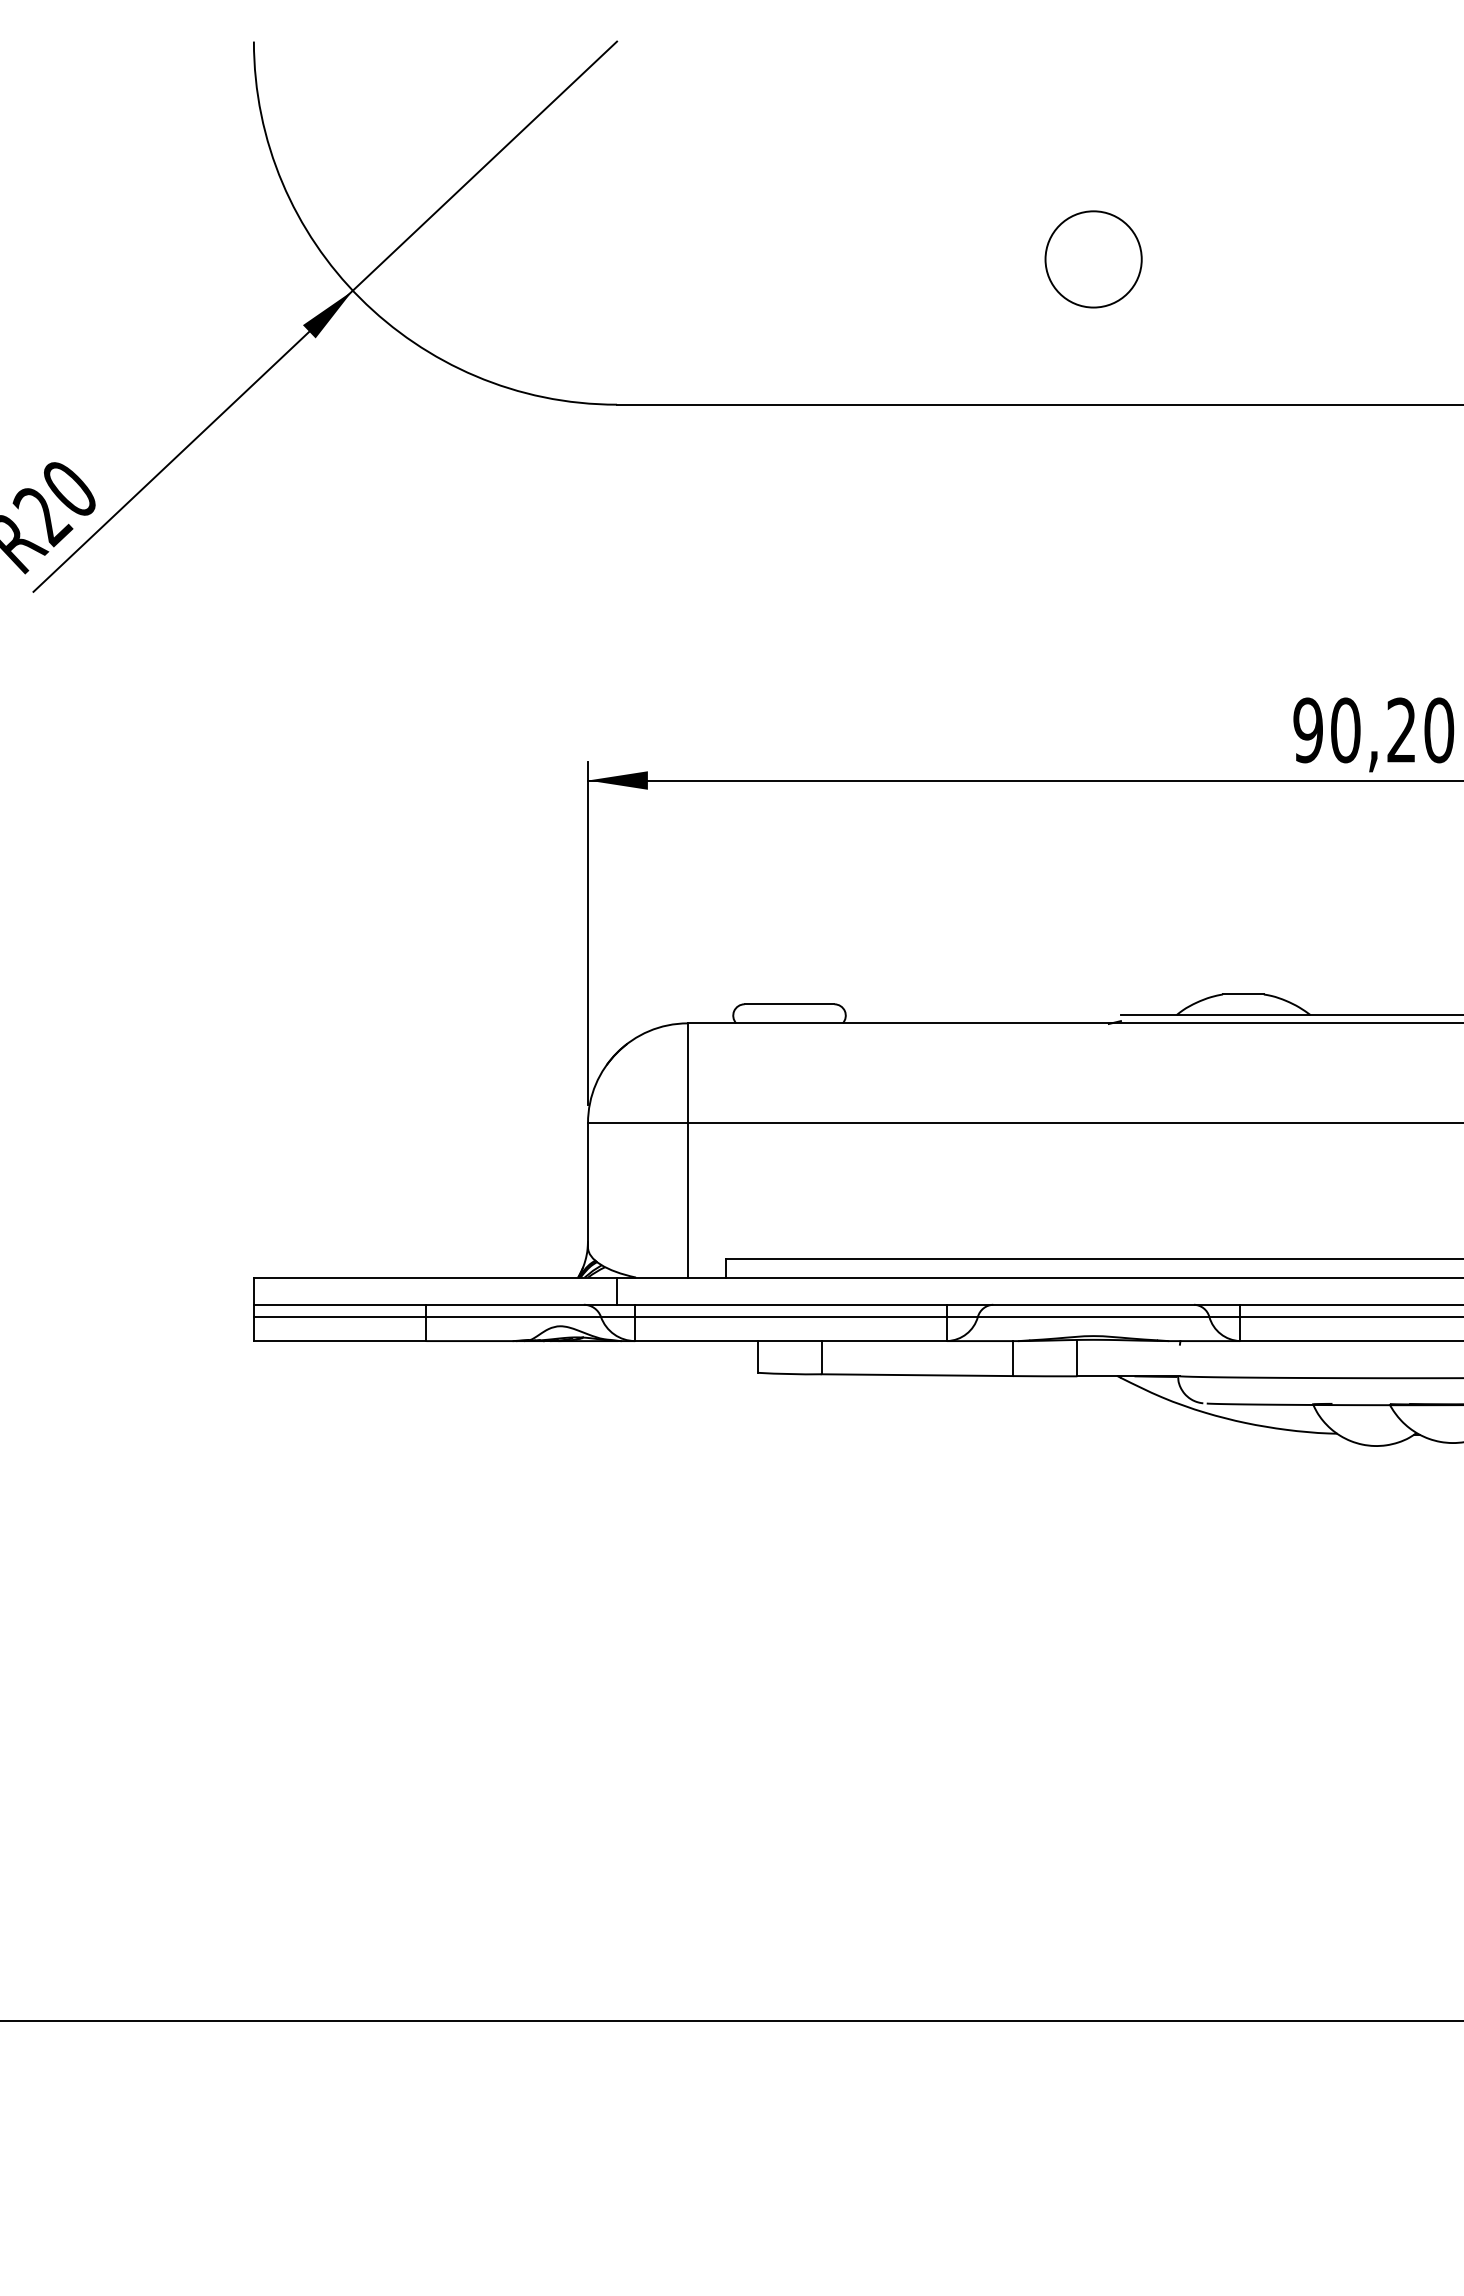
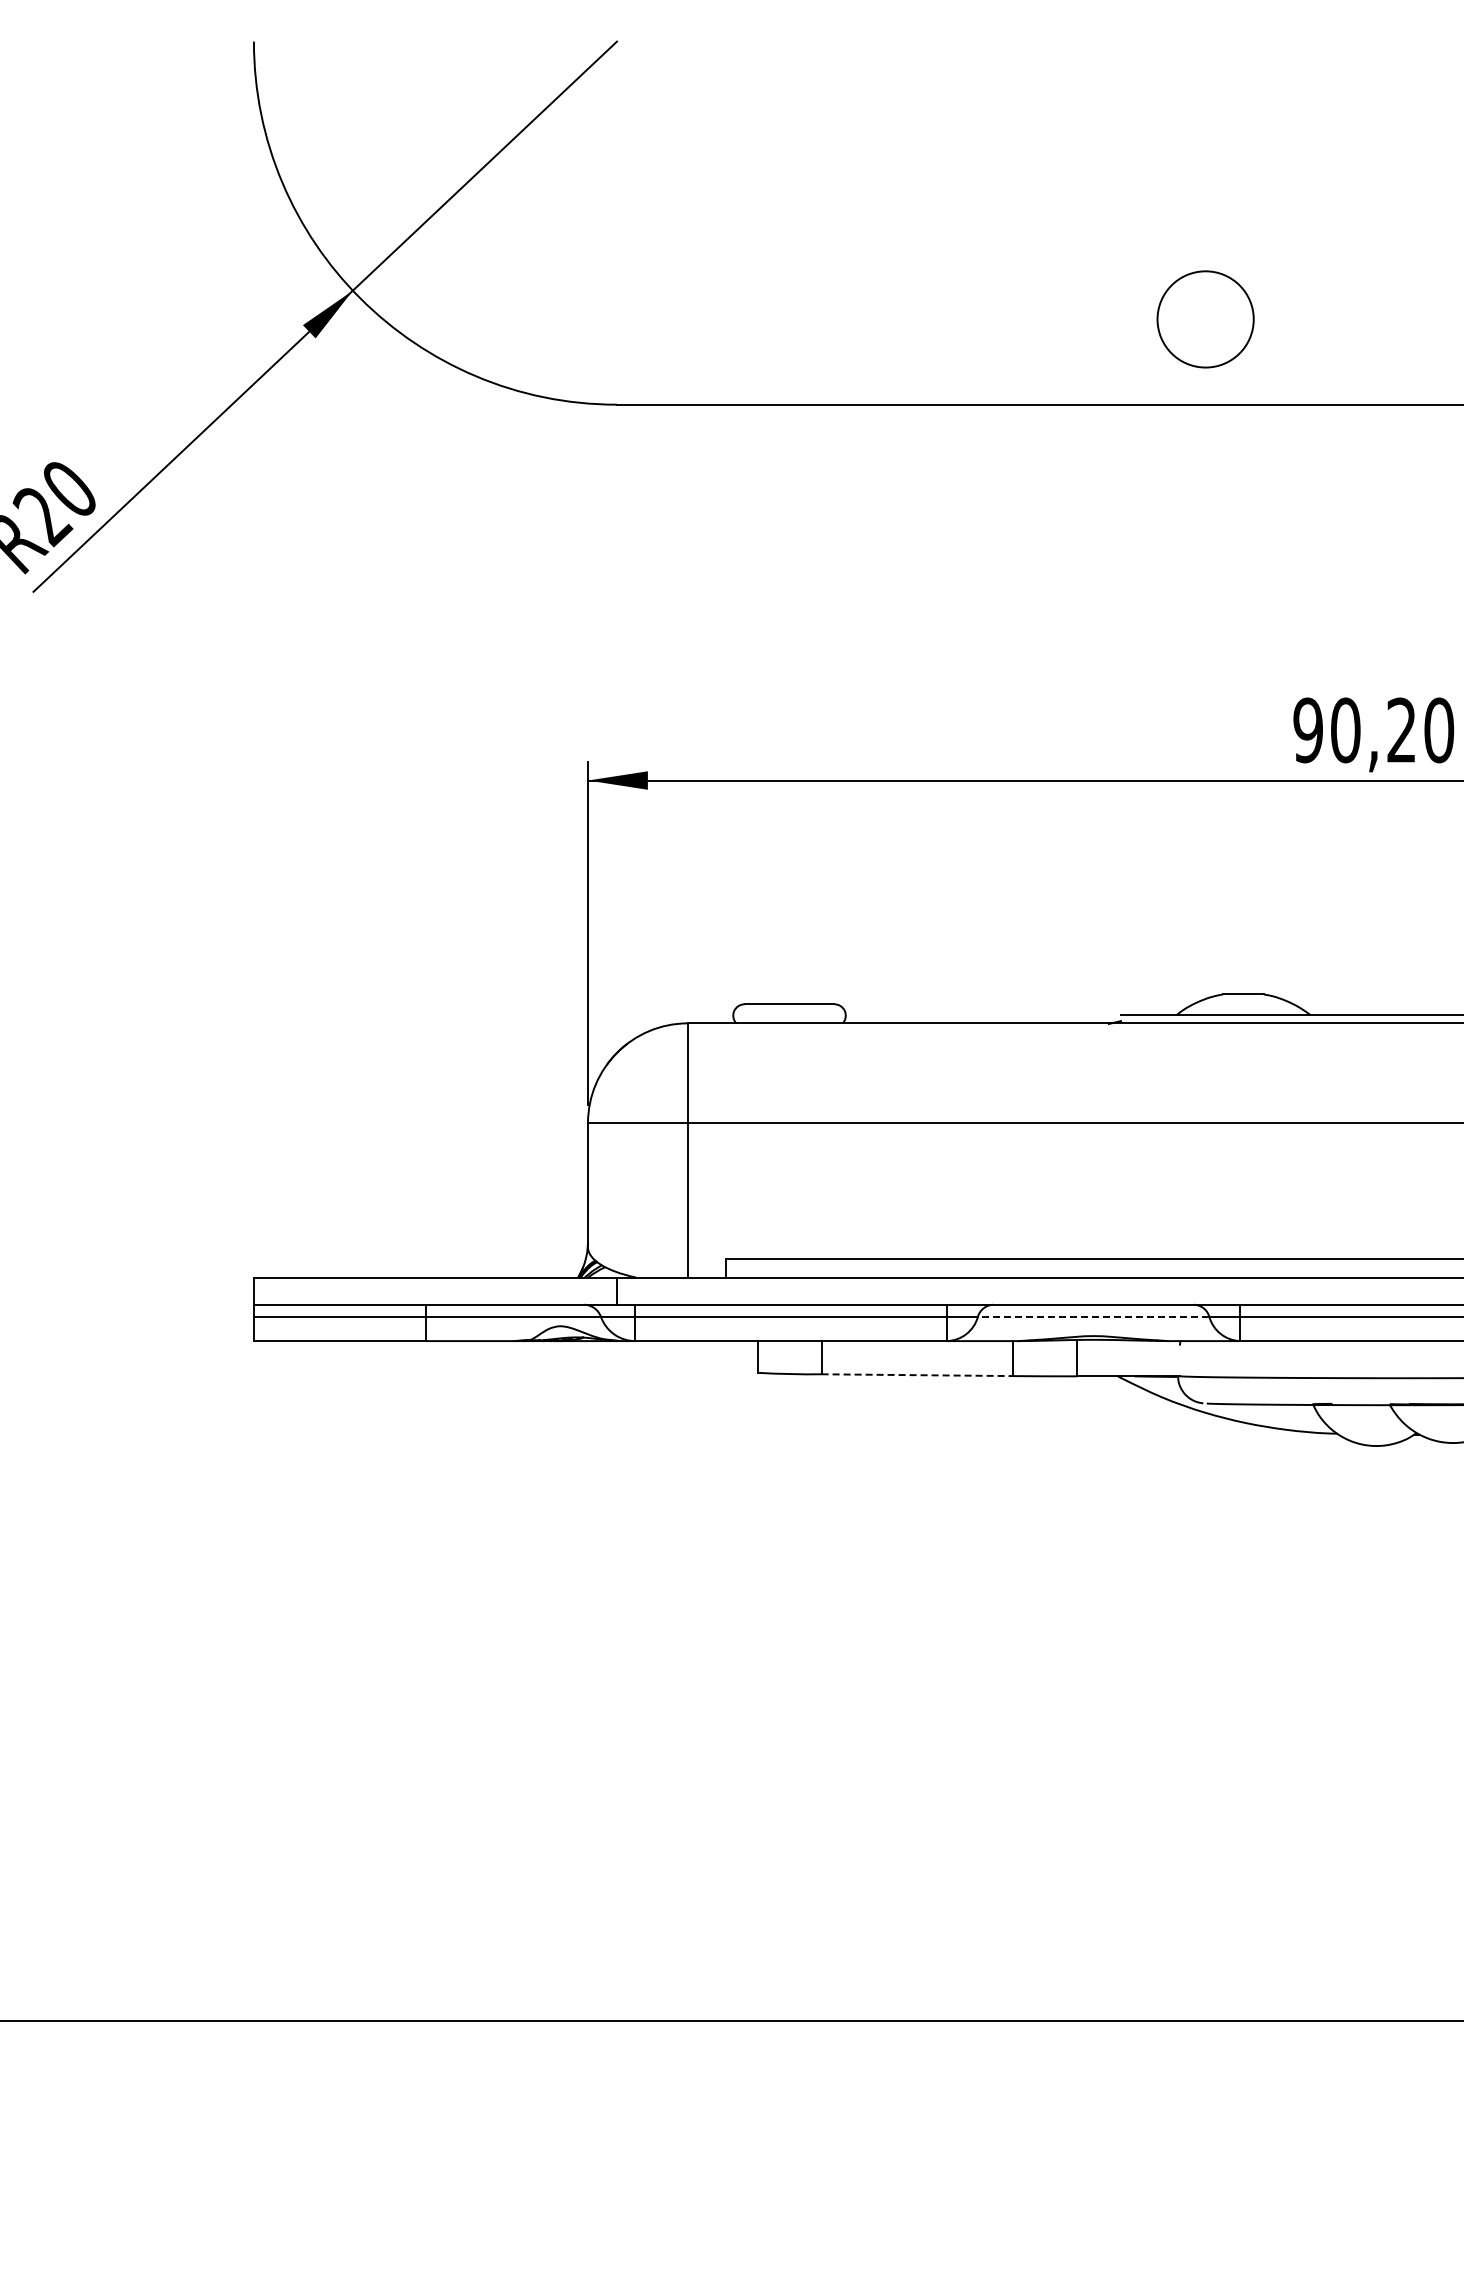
circle position: (1093, 259) -> (1205, 319) (1205, 319)
line: solid -> dashed (1093, 1316)
line: solid -> dashed (917, 1375)
